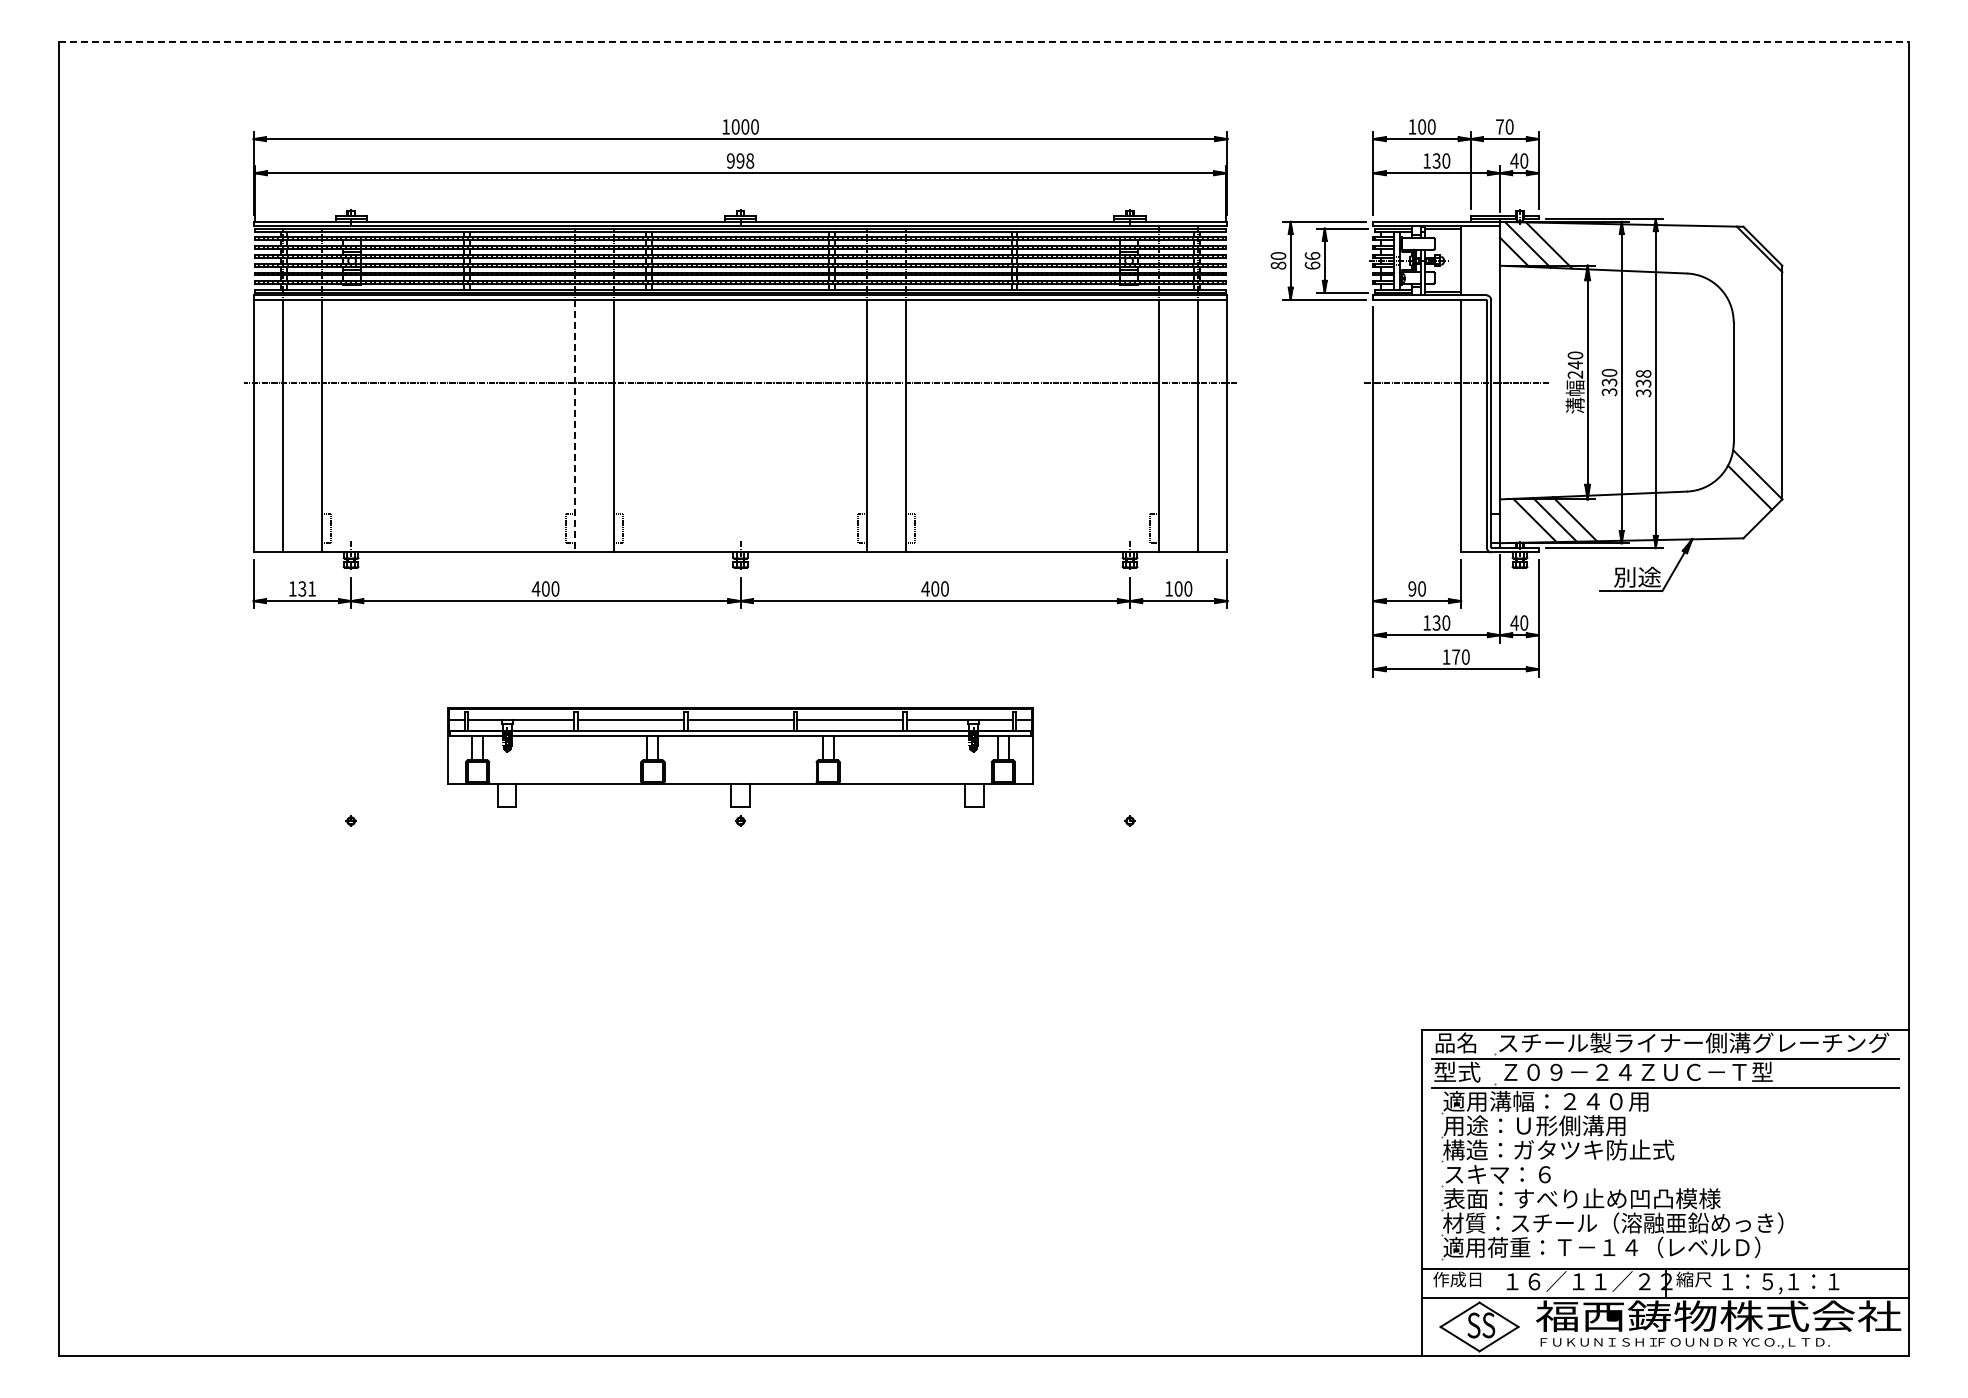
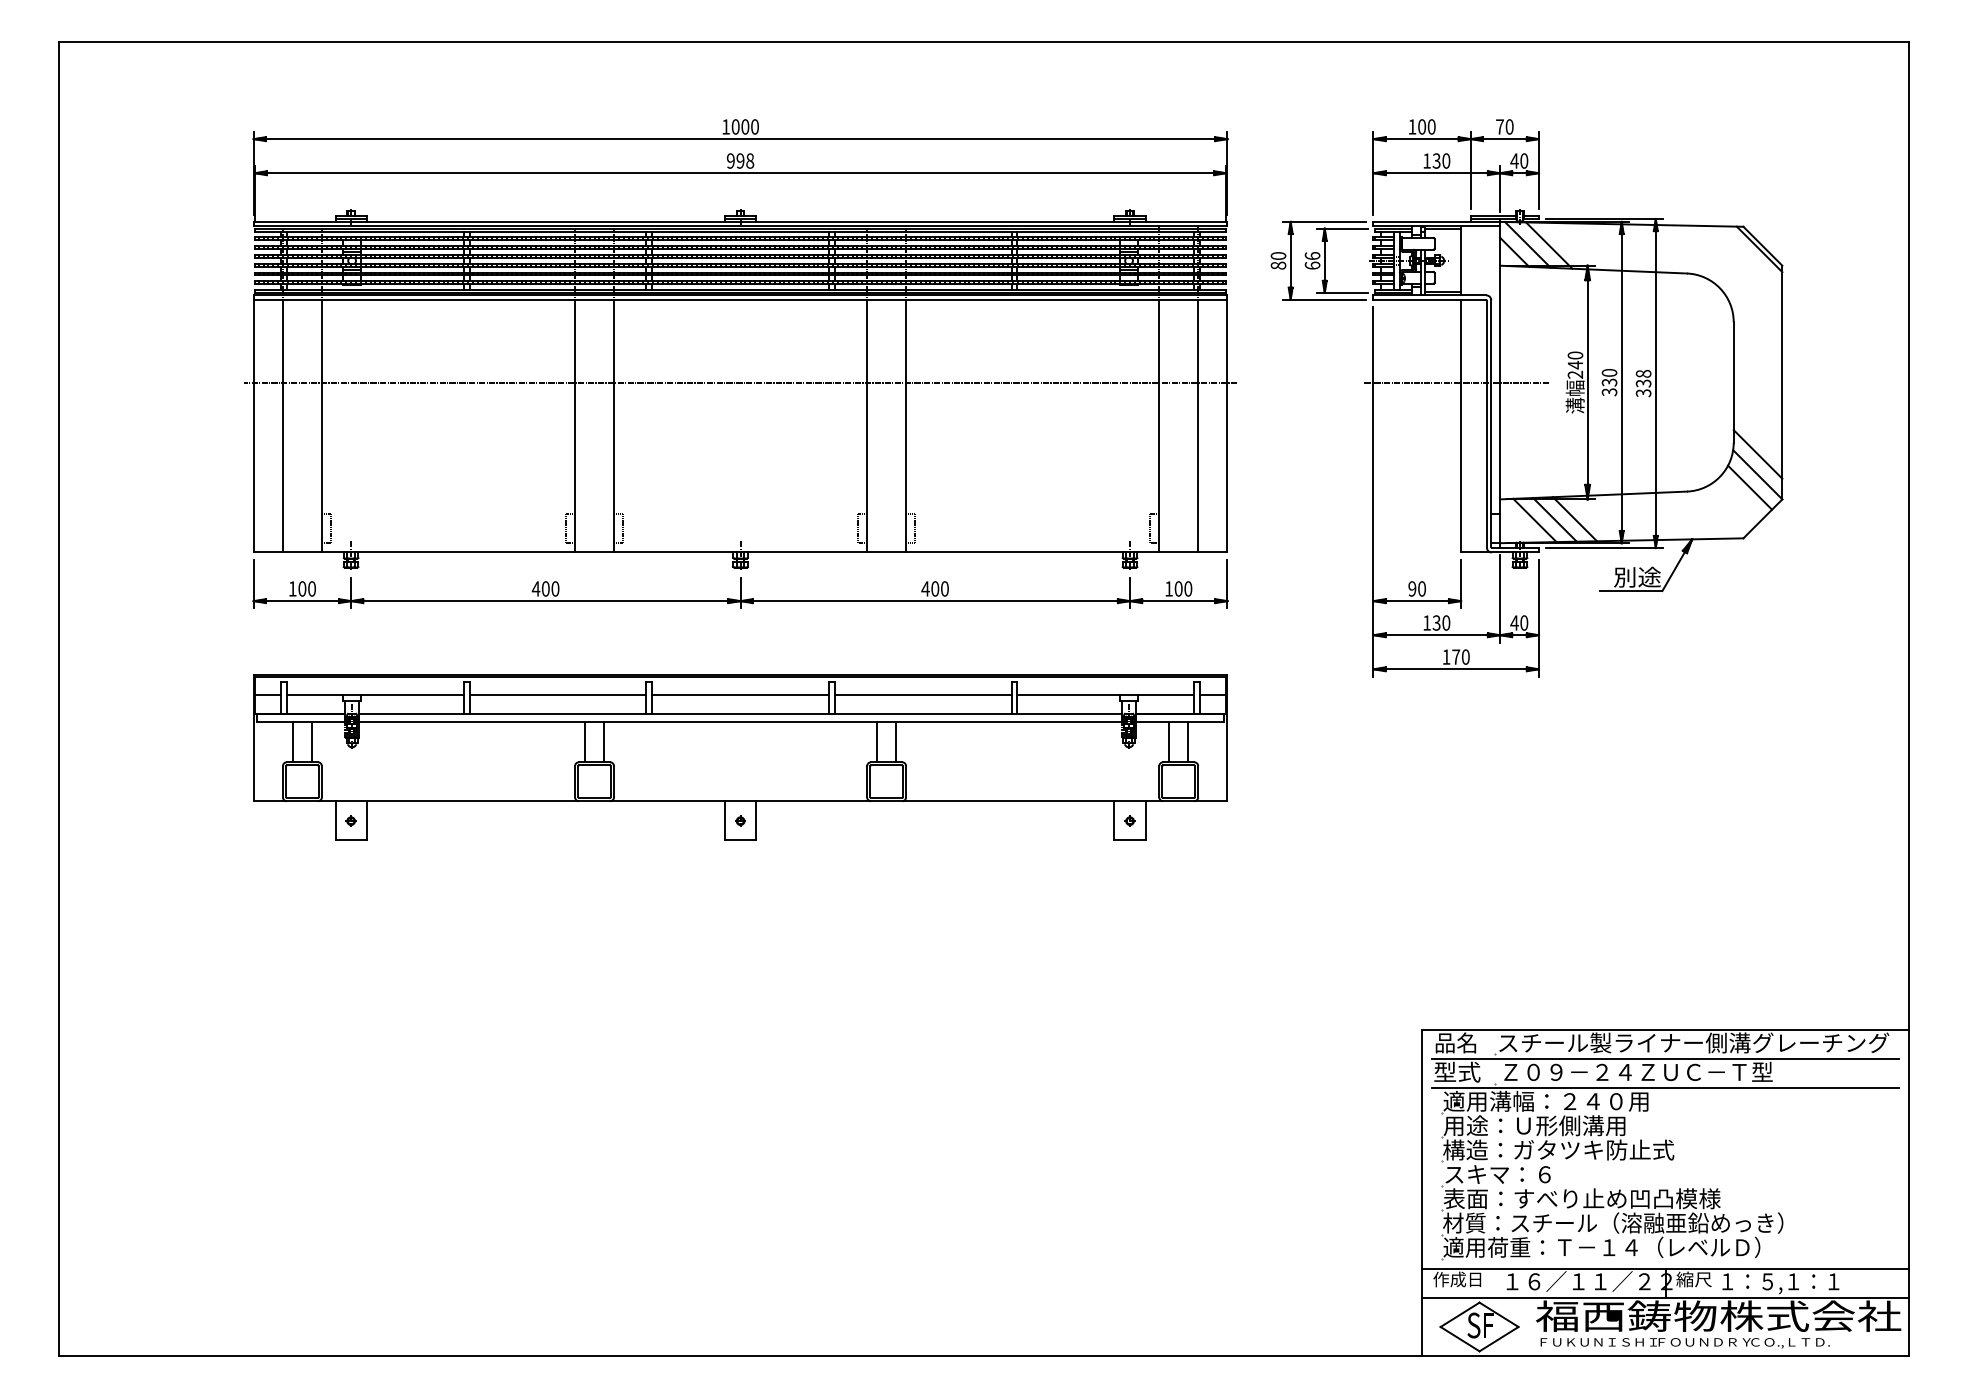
line: dashed -> solid (984, 41)
line: dashed -> solid (575, 426)
line: none -> present (1757, 454)
text: 131 -> 100 (306, 588)
part size: 587x101 px -> 975x167 px (740, 757)
text: S -> F (1488, 1325)
